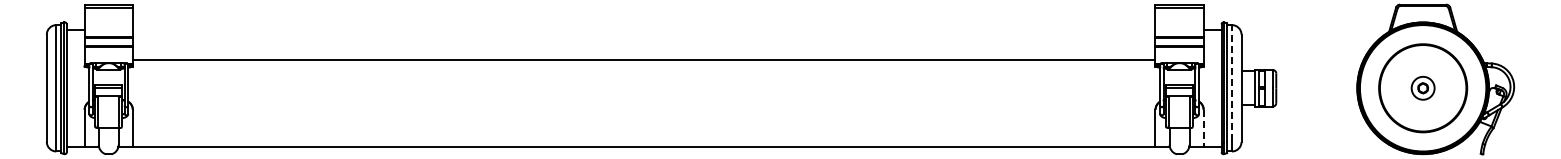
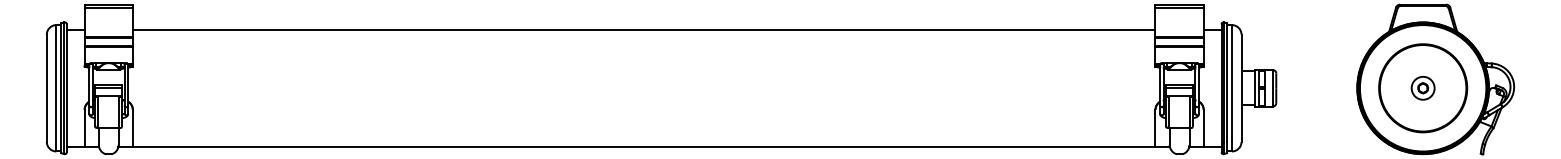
line position: (643, 60) -> (643, 30) (643, 30)
line: dashed -> solid (1231, 82)
line: dashed -> solid (1203, 128)
